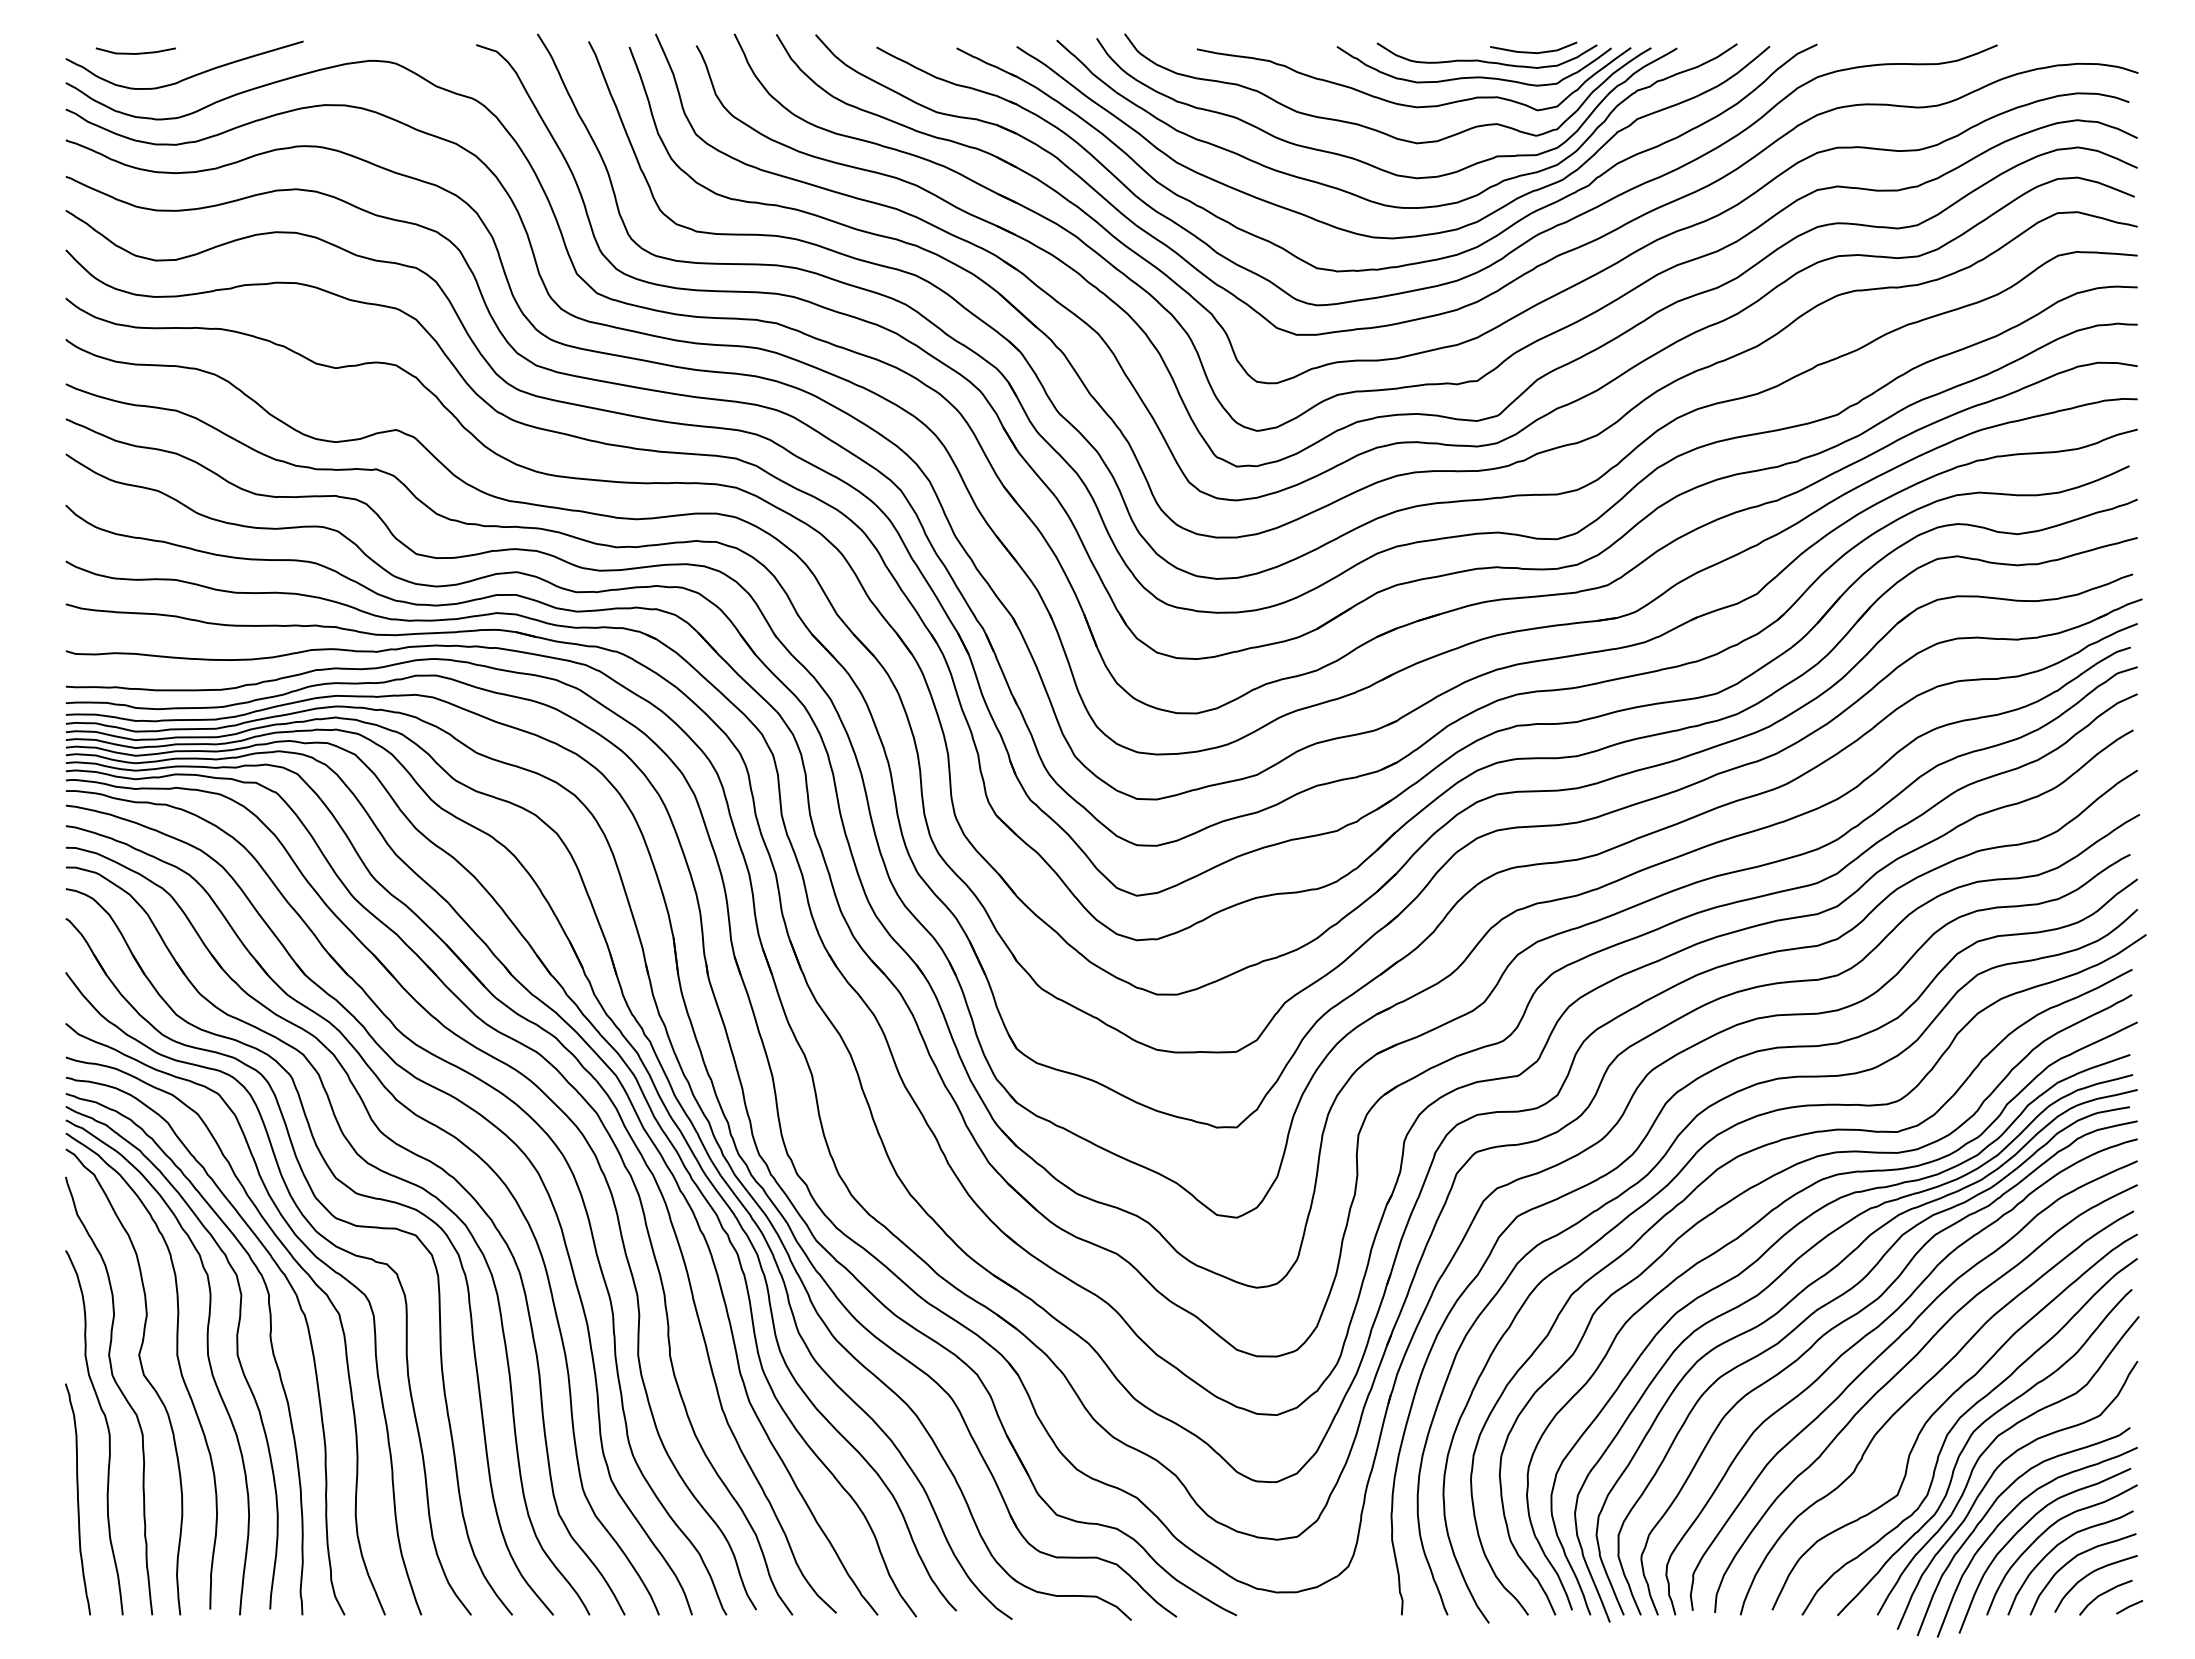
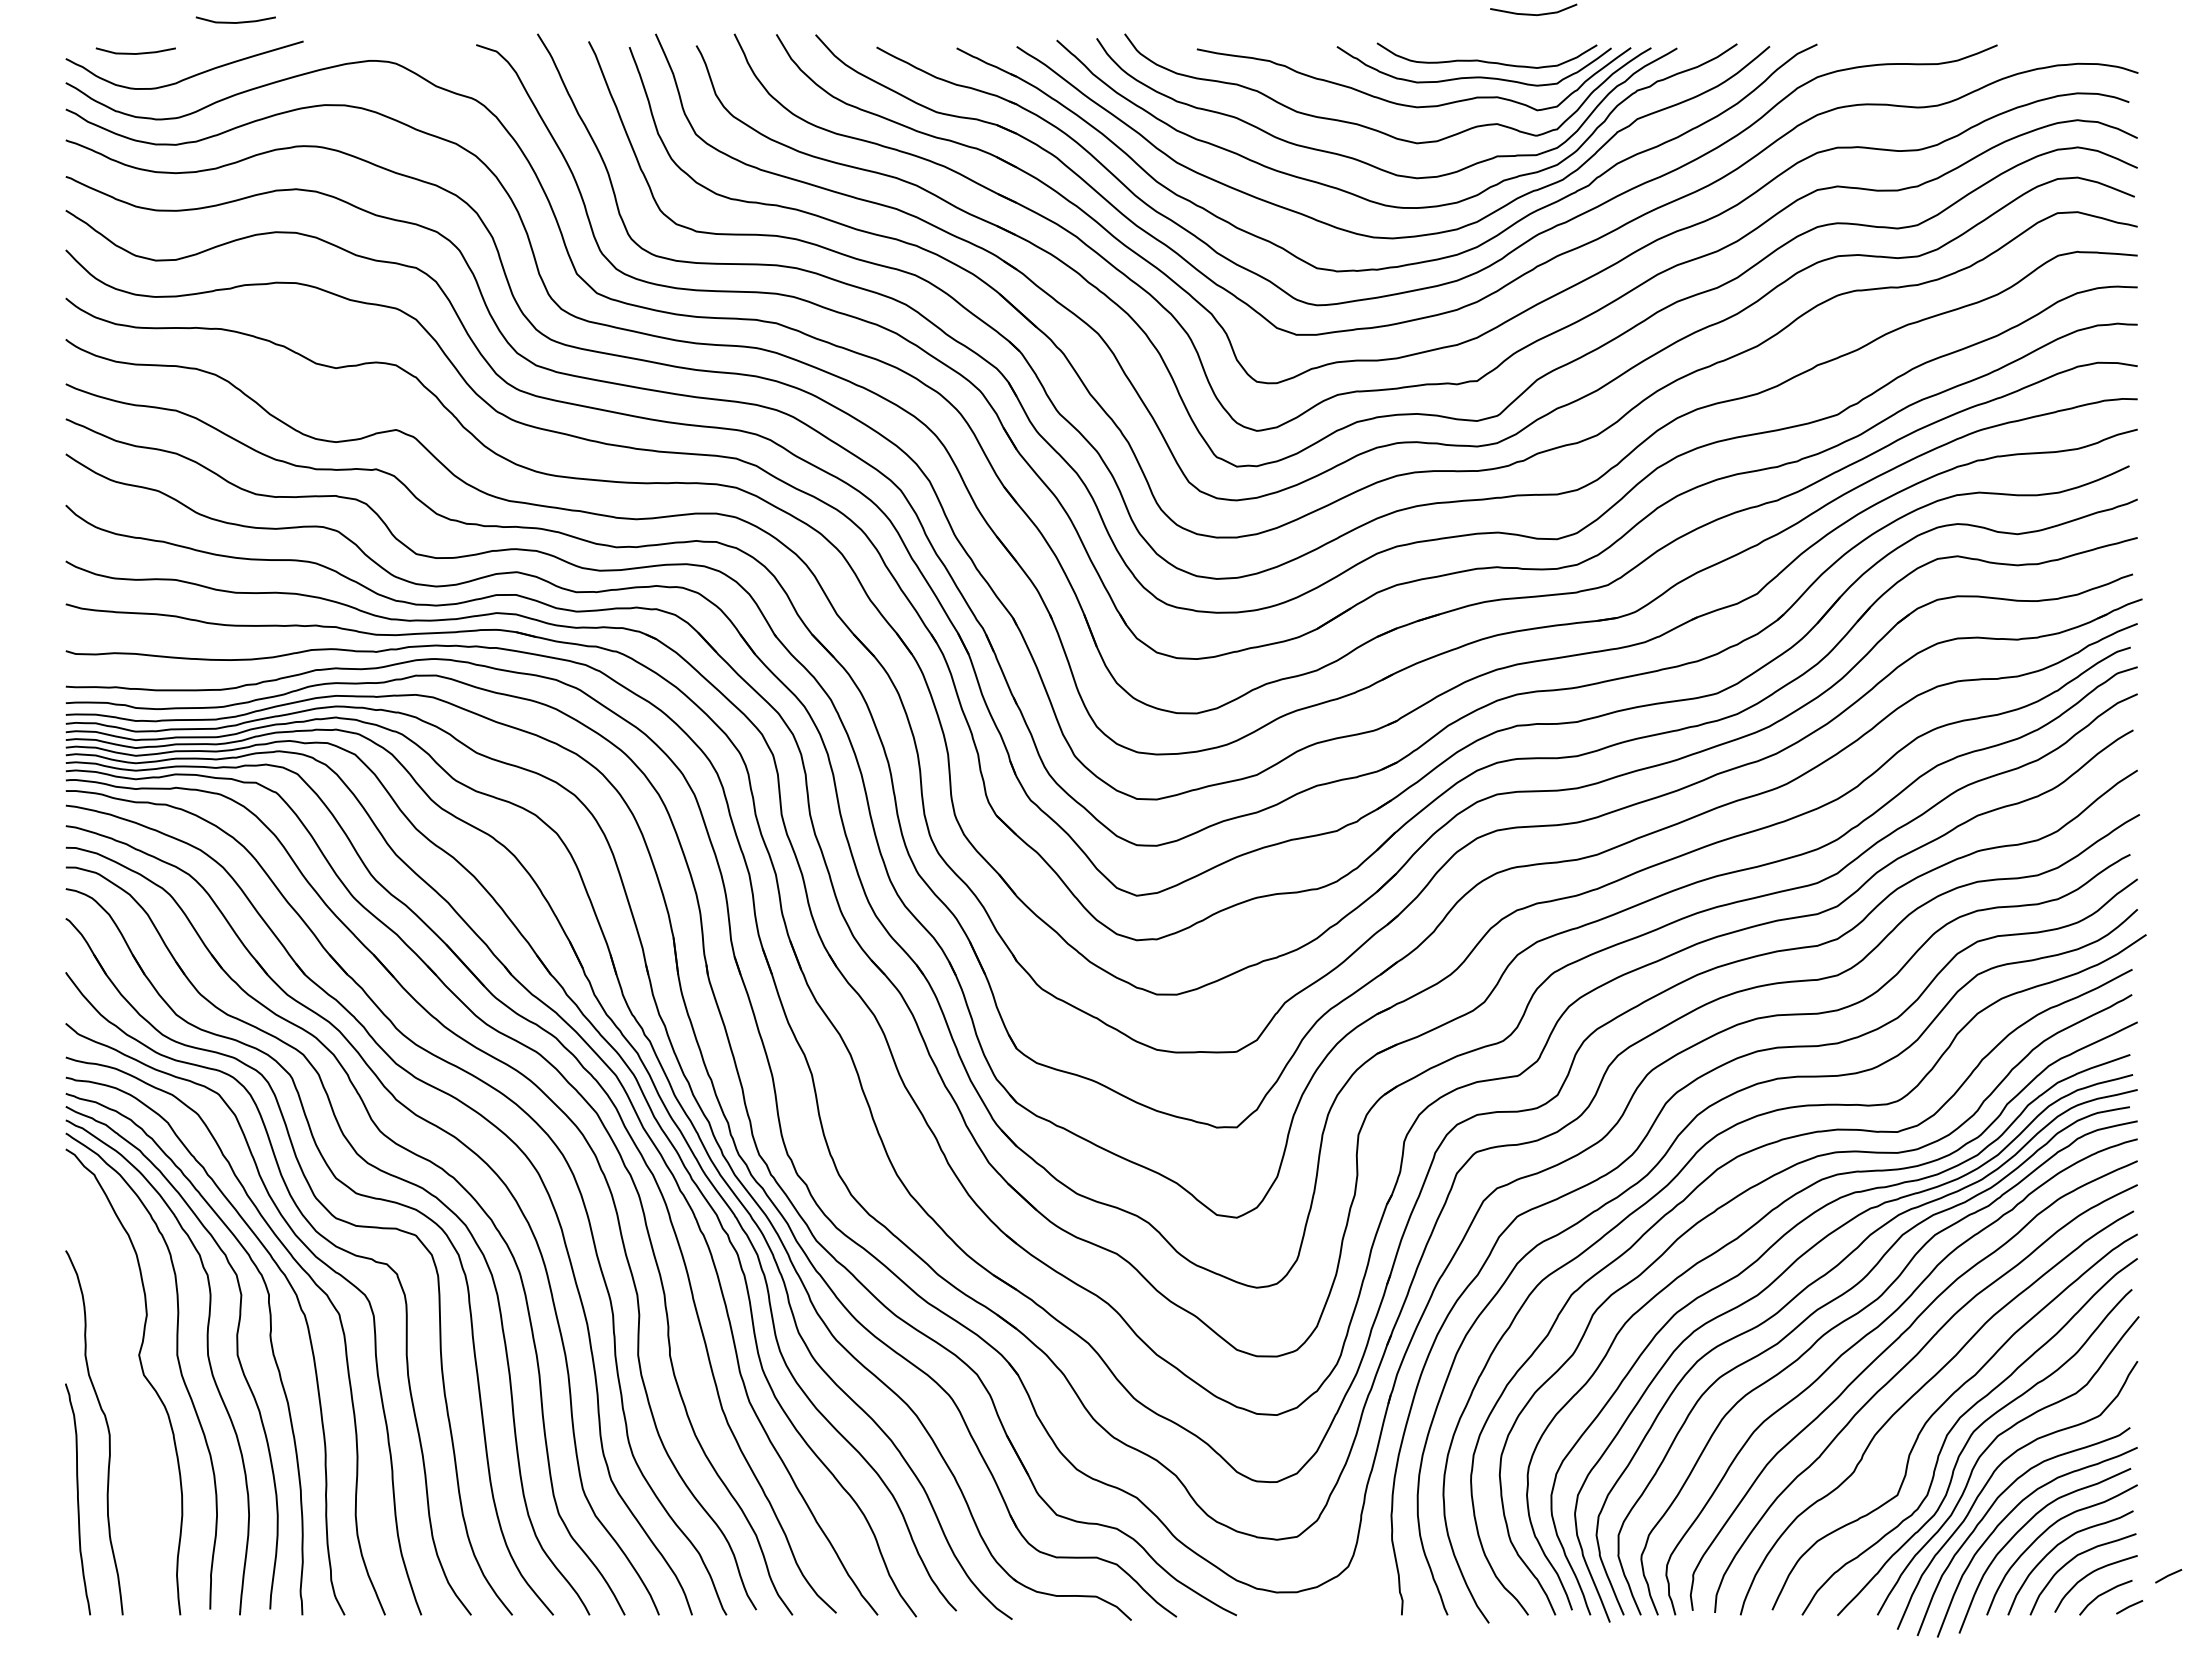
line: none -> present (237, 21)
line position: (1531, 51) -> (1531, 13) (1531, 13)
curve: present -> none (119, 1390)
line: none -> present (2168, 1576)
